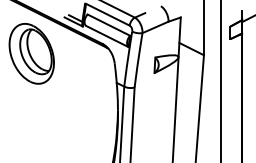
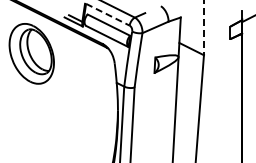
line: solid -> dashed (108, 14)
line: solid -> dashed (203, 28)
line: present -> none (220, 80)
